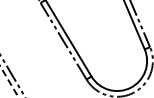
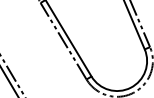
line: dashed -> solid (9, 81)
